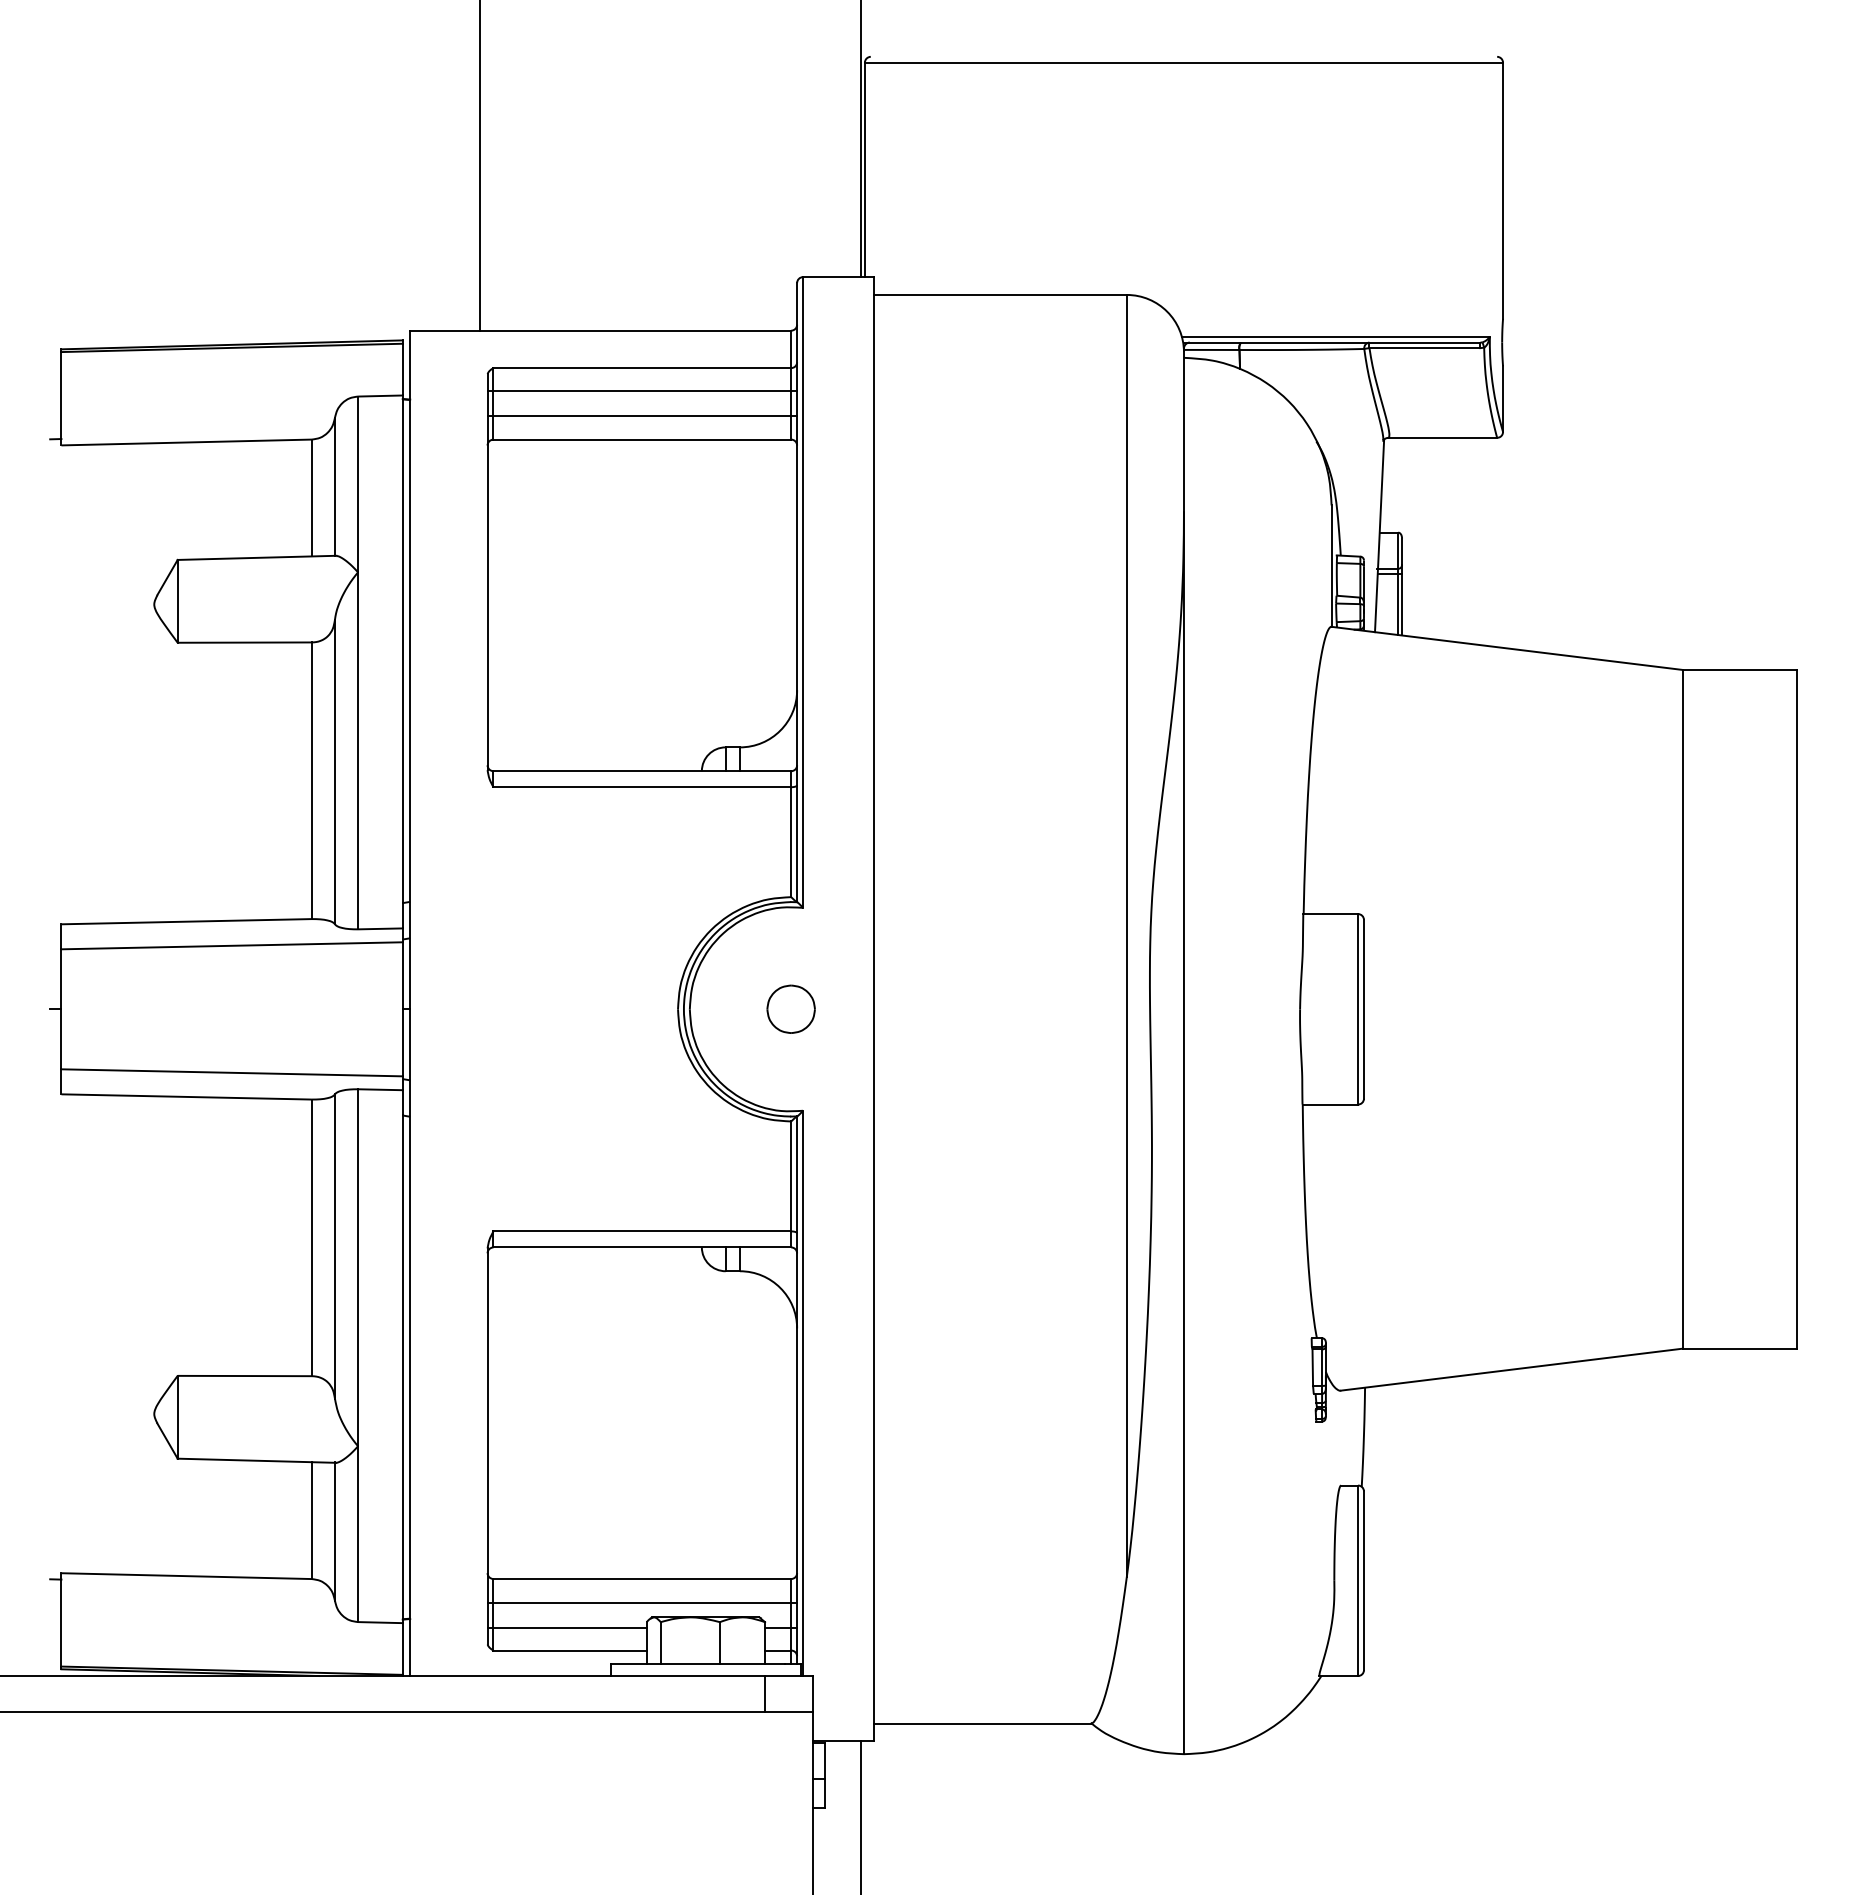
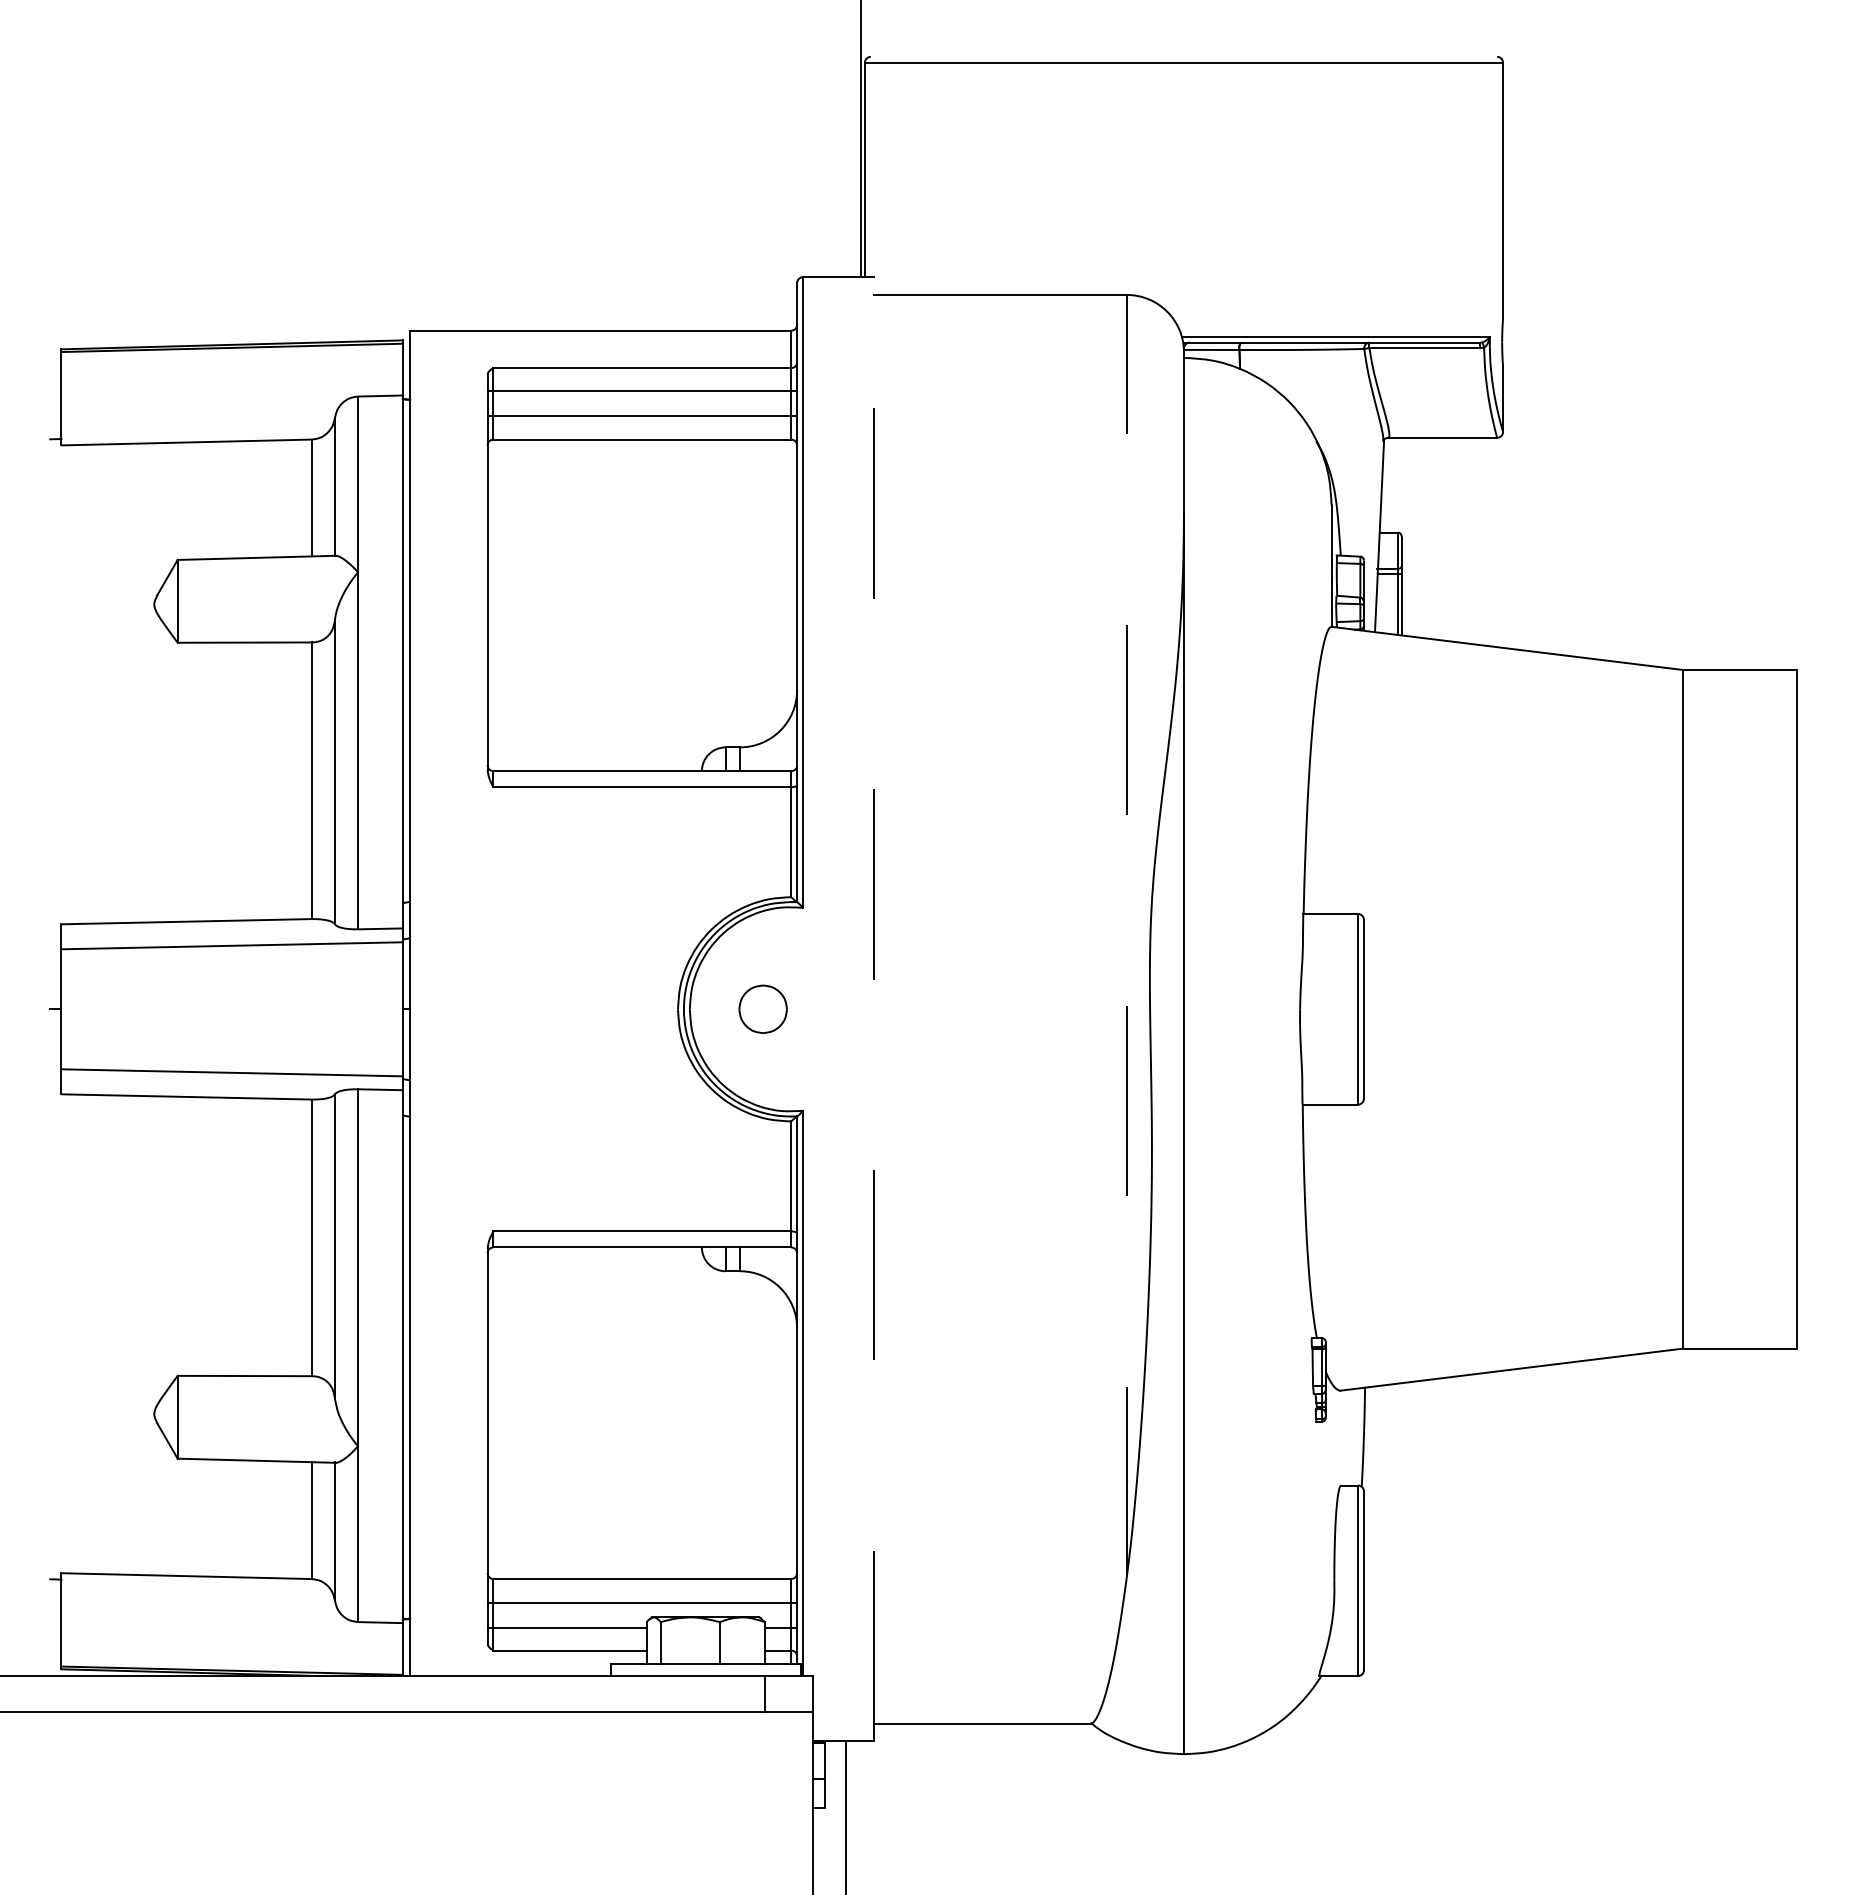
line: present -> none (479, 166)
line: solid -> dashed (1126, 935)
part position: (790, 1008) -> (762, 1008) (762, 1008)
line: solid -> dashed (874, 1008)
line position: (860, 1816) -> (845, 1816) (845, 1816)
